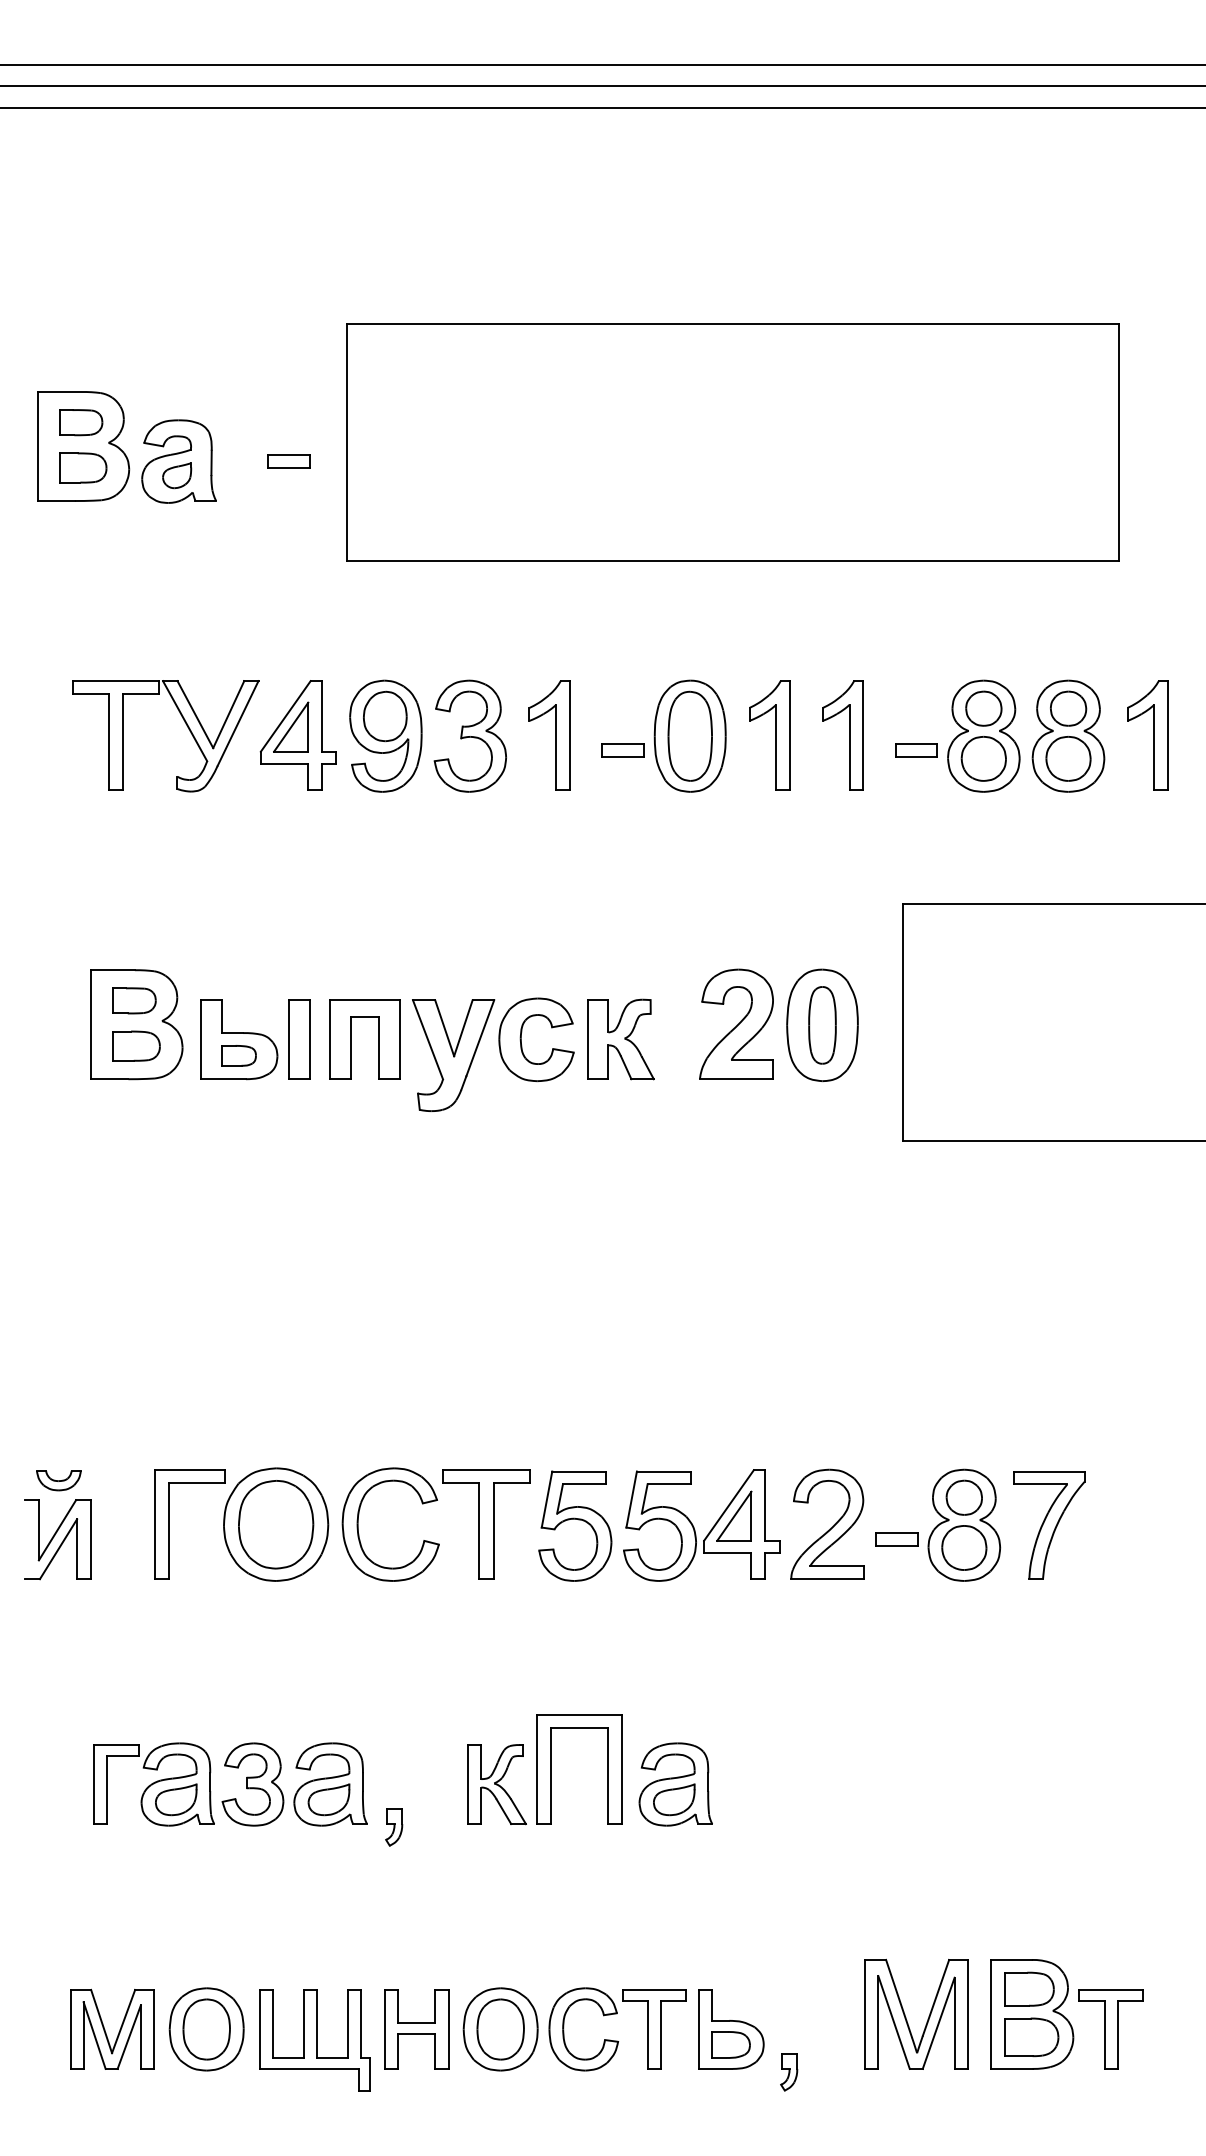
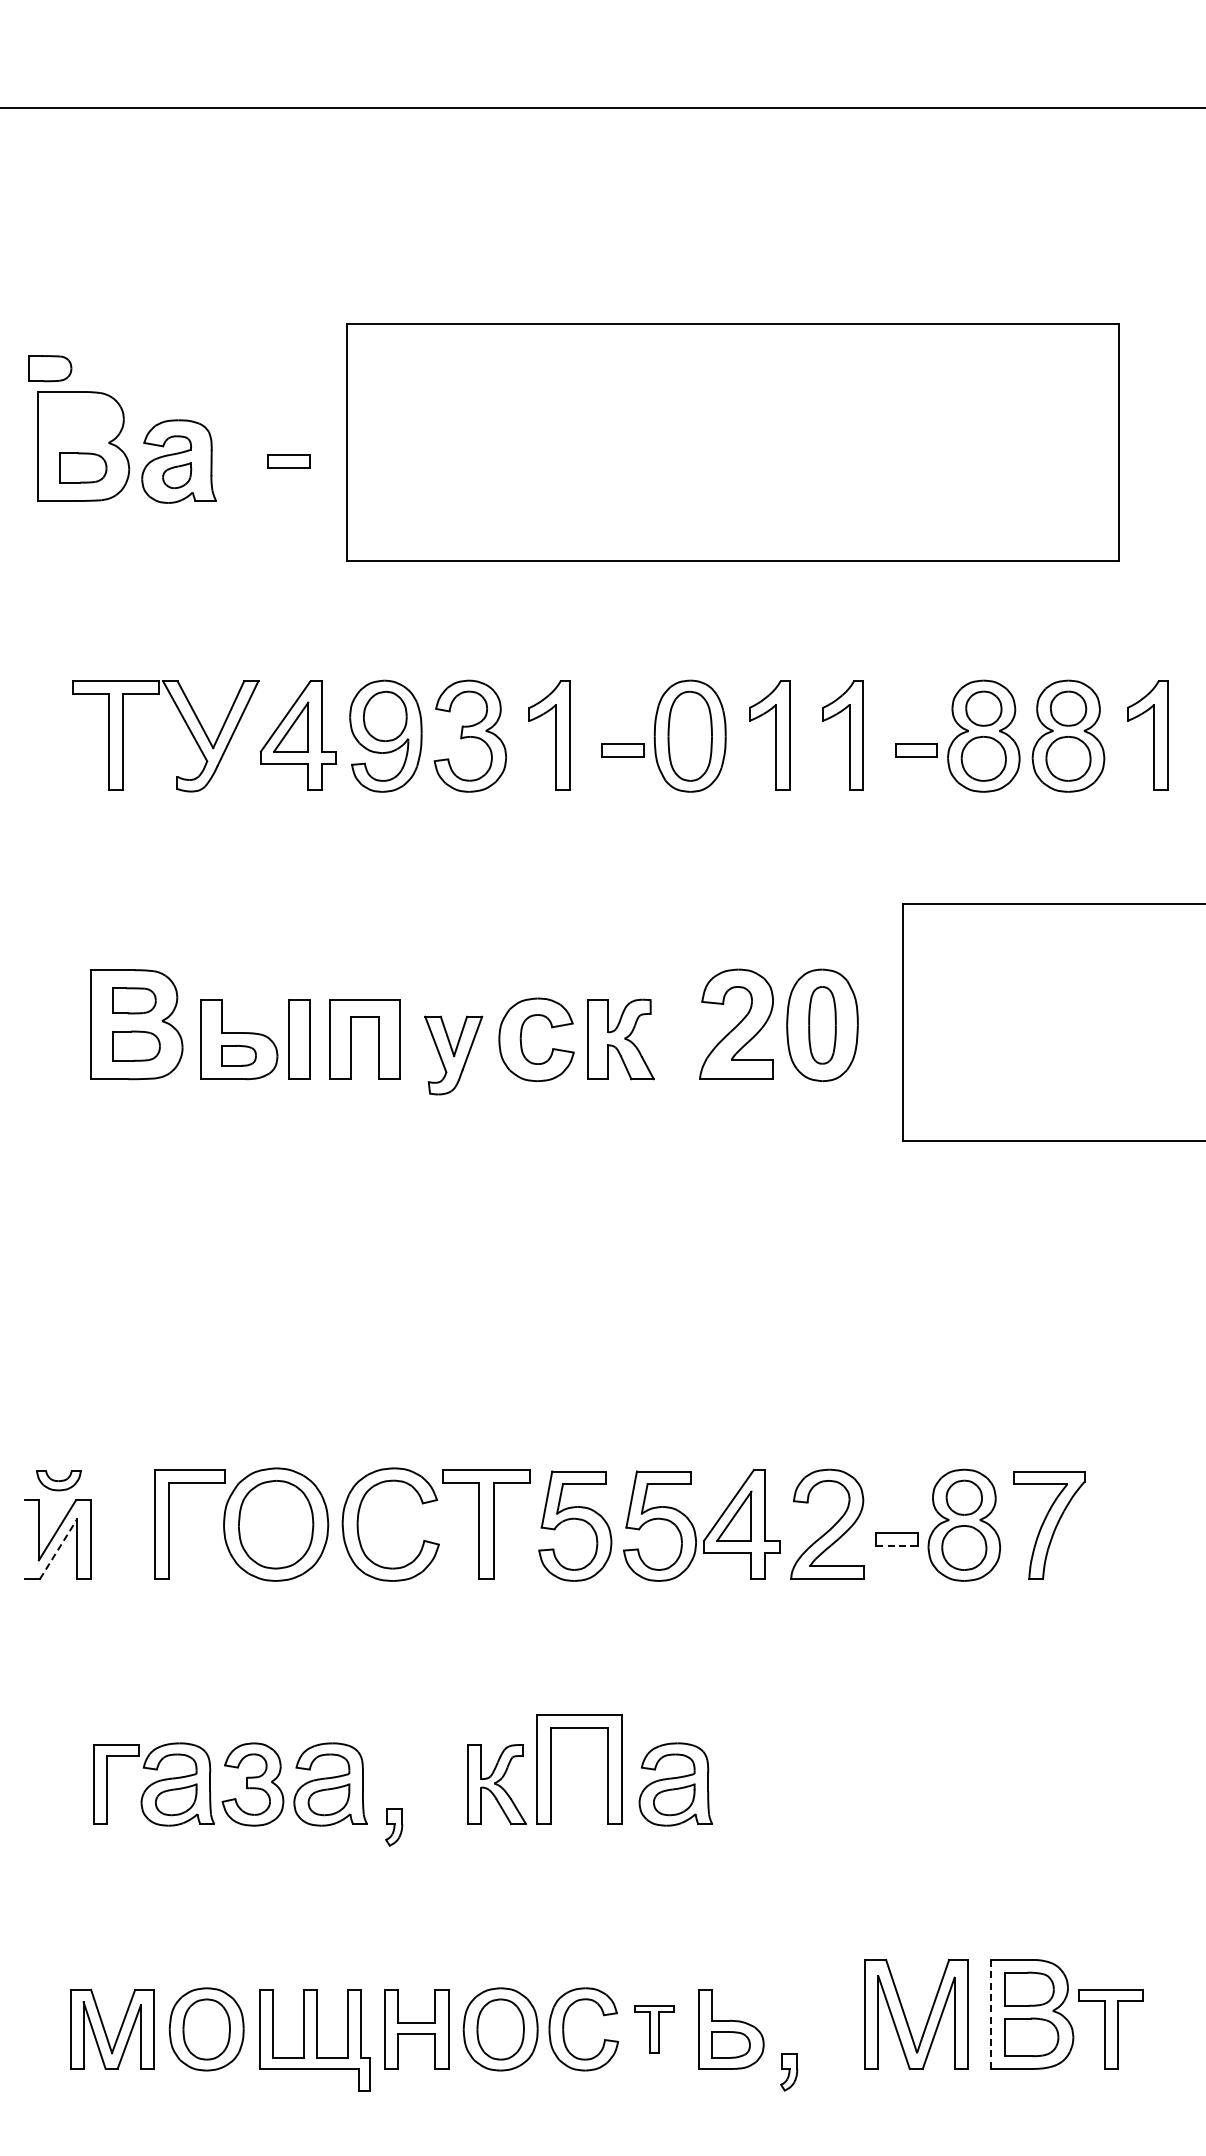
line: present -> none (602, 64)
line: present -> none (602, 86)
part position: (81, 422) -> (50, 368) (50, 368)
part size: 84x113 px -> 60x81 px (453, 1055)
line: solid -> dashed (897, 1546)
line: solid -> dashed (58, 1548)
line: solid -> dashed (991, 2014)
part size: 65x81 px -> 41x49 px (654, 2029)
